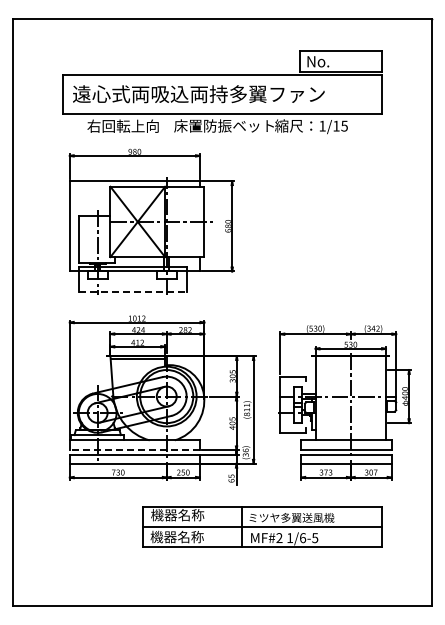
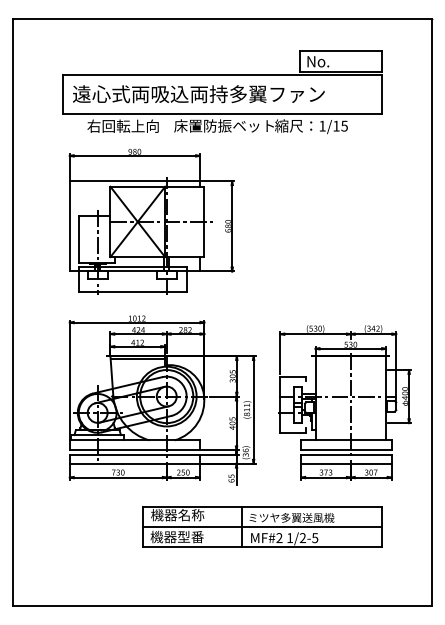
line: dashed -> solid (132, 292)
line: dashed -> solid (134, 450)
text: 機器名称 -> 機器型番 (190, 536)
text: 1/6-5 -> 1/2-5 (302, 538)
